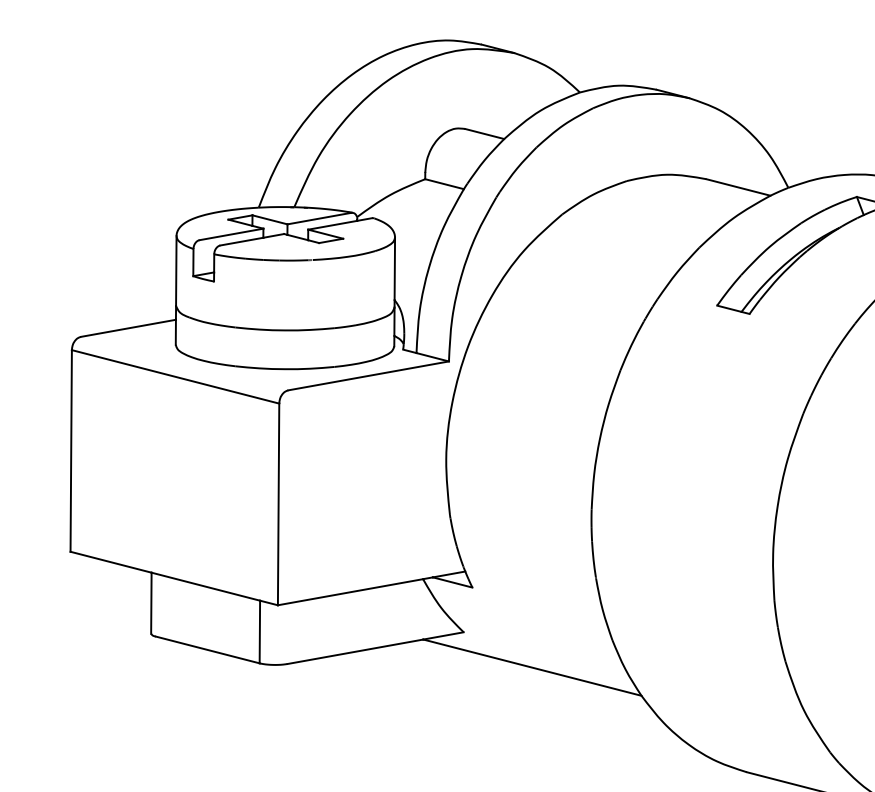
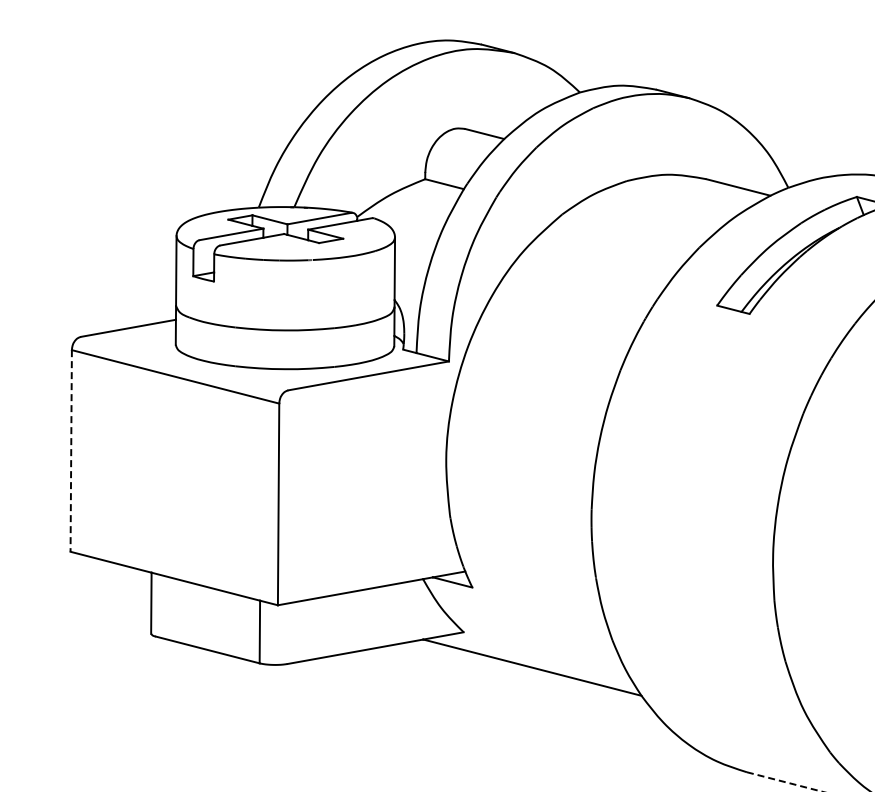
line: solid -> dashed (71, 450)
line: solid -> dashed (785, 782)
